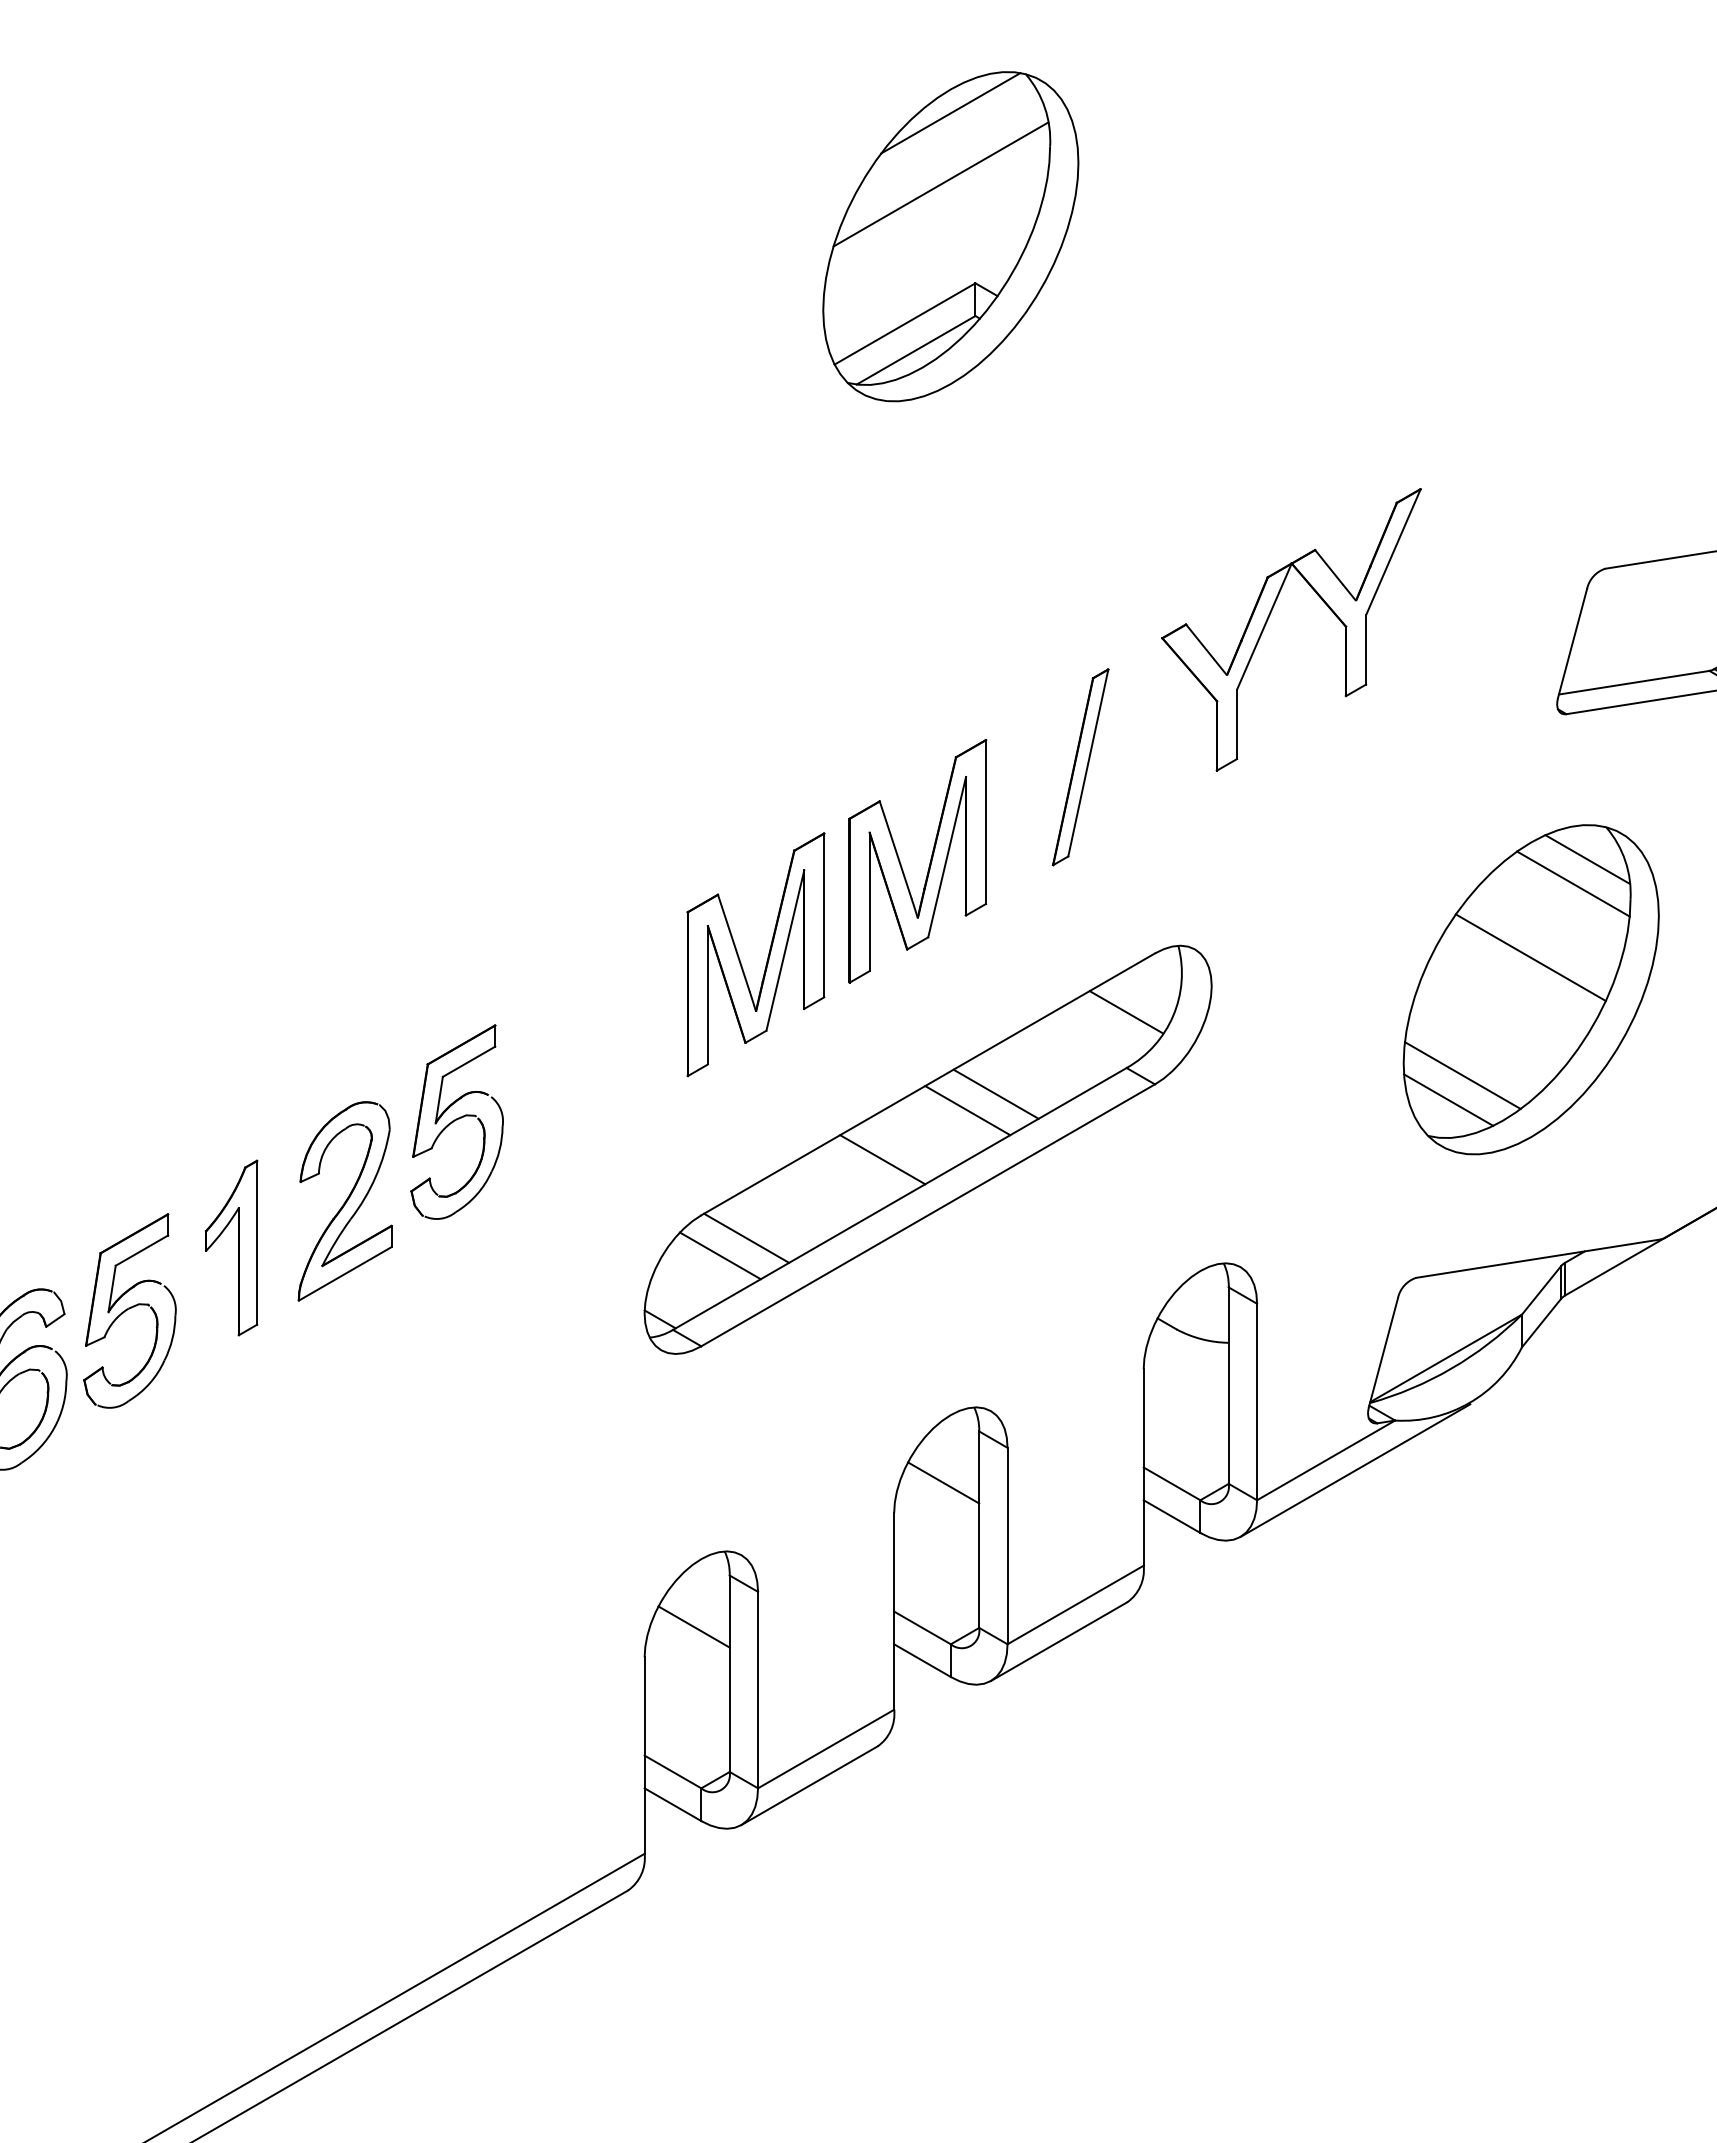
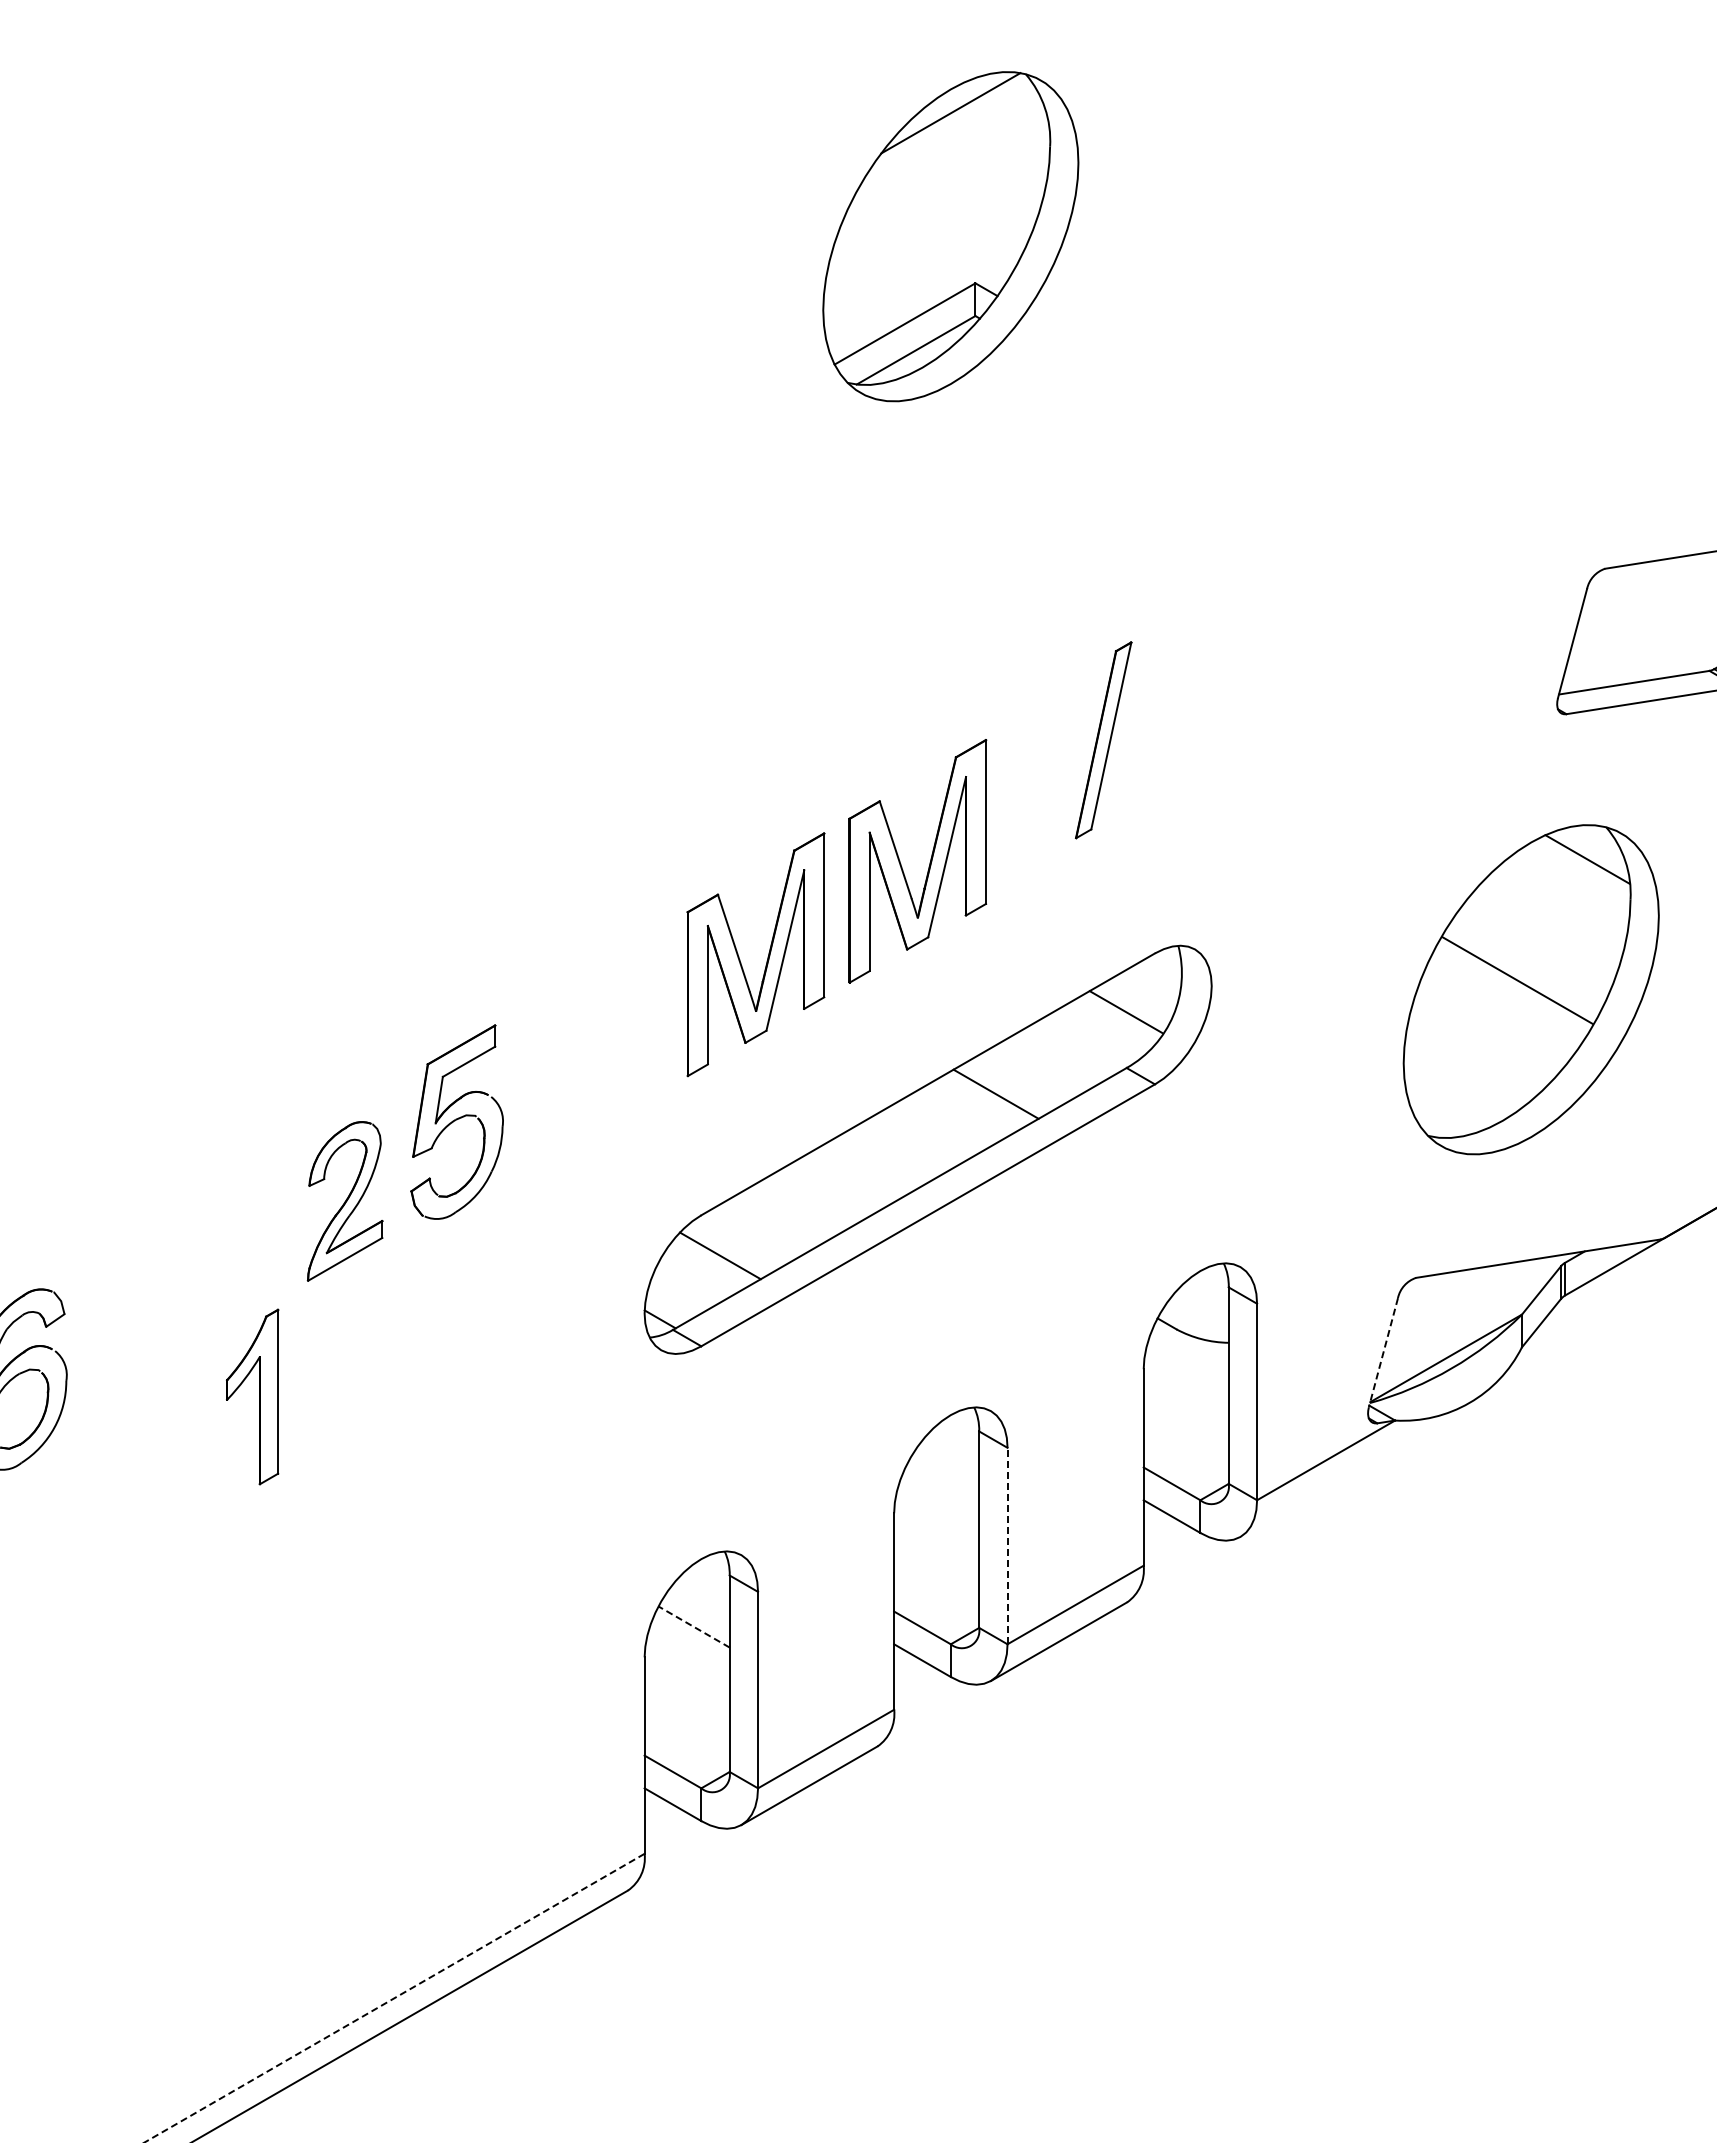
line: present -> none (940, 184)
part: present -> none (1268, 620)
part position: (1080, 767) -> (1103, 740) (1103, 740)
line: present -> none (1573, 883)
line position: (1530, 957) -> (1517, 980) (1517, 980)
line: present -> none (1462, 1075)
line: present -> none (1448, 1099)
line: present -> none (967, 1110)
line: present -> none (882, 1159)
part size: 96x201 px -> 78x161 px (344, 1201)
line: present -> none (746, 1237)
part position: (238, 1247) -> (259, 1396) (259, 1396)
part: present -> none (129, 1310)
line: solid -> dashed (1383, 1353)
line: present -> none (1355, 1470)
line: present -> none (943, 1482)
line: solid -> dashed (1007, 1545)
line: solid -> dashed (693, 1626)
line: solid -> dashed (394, 1998)
